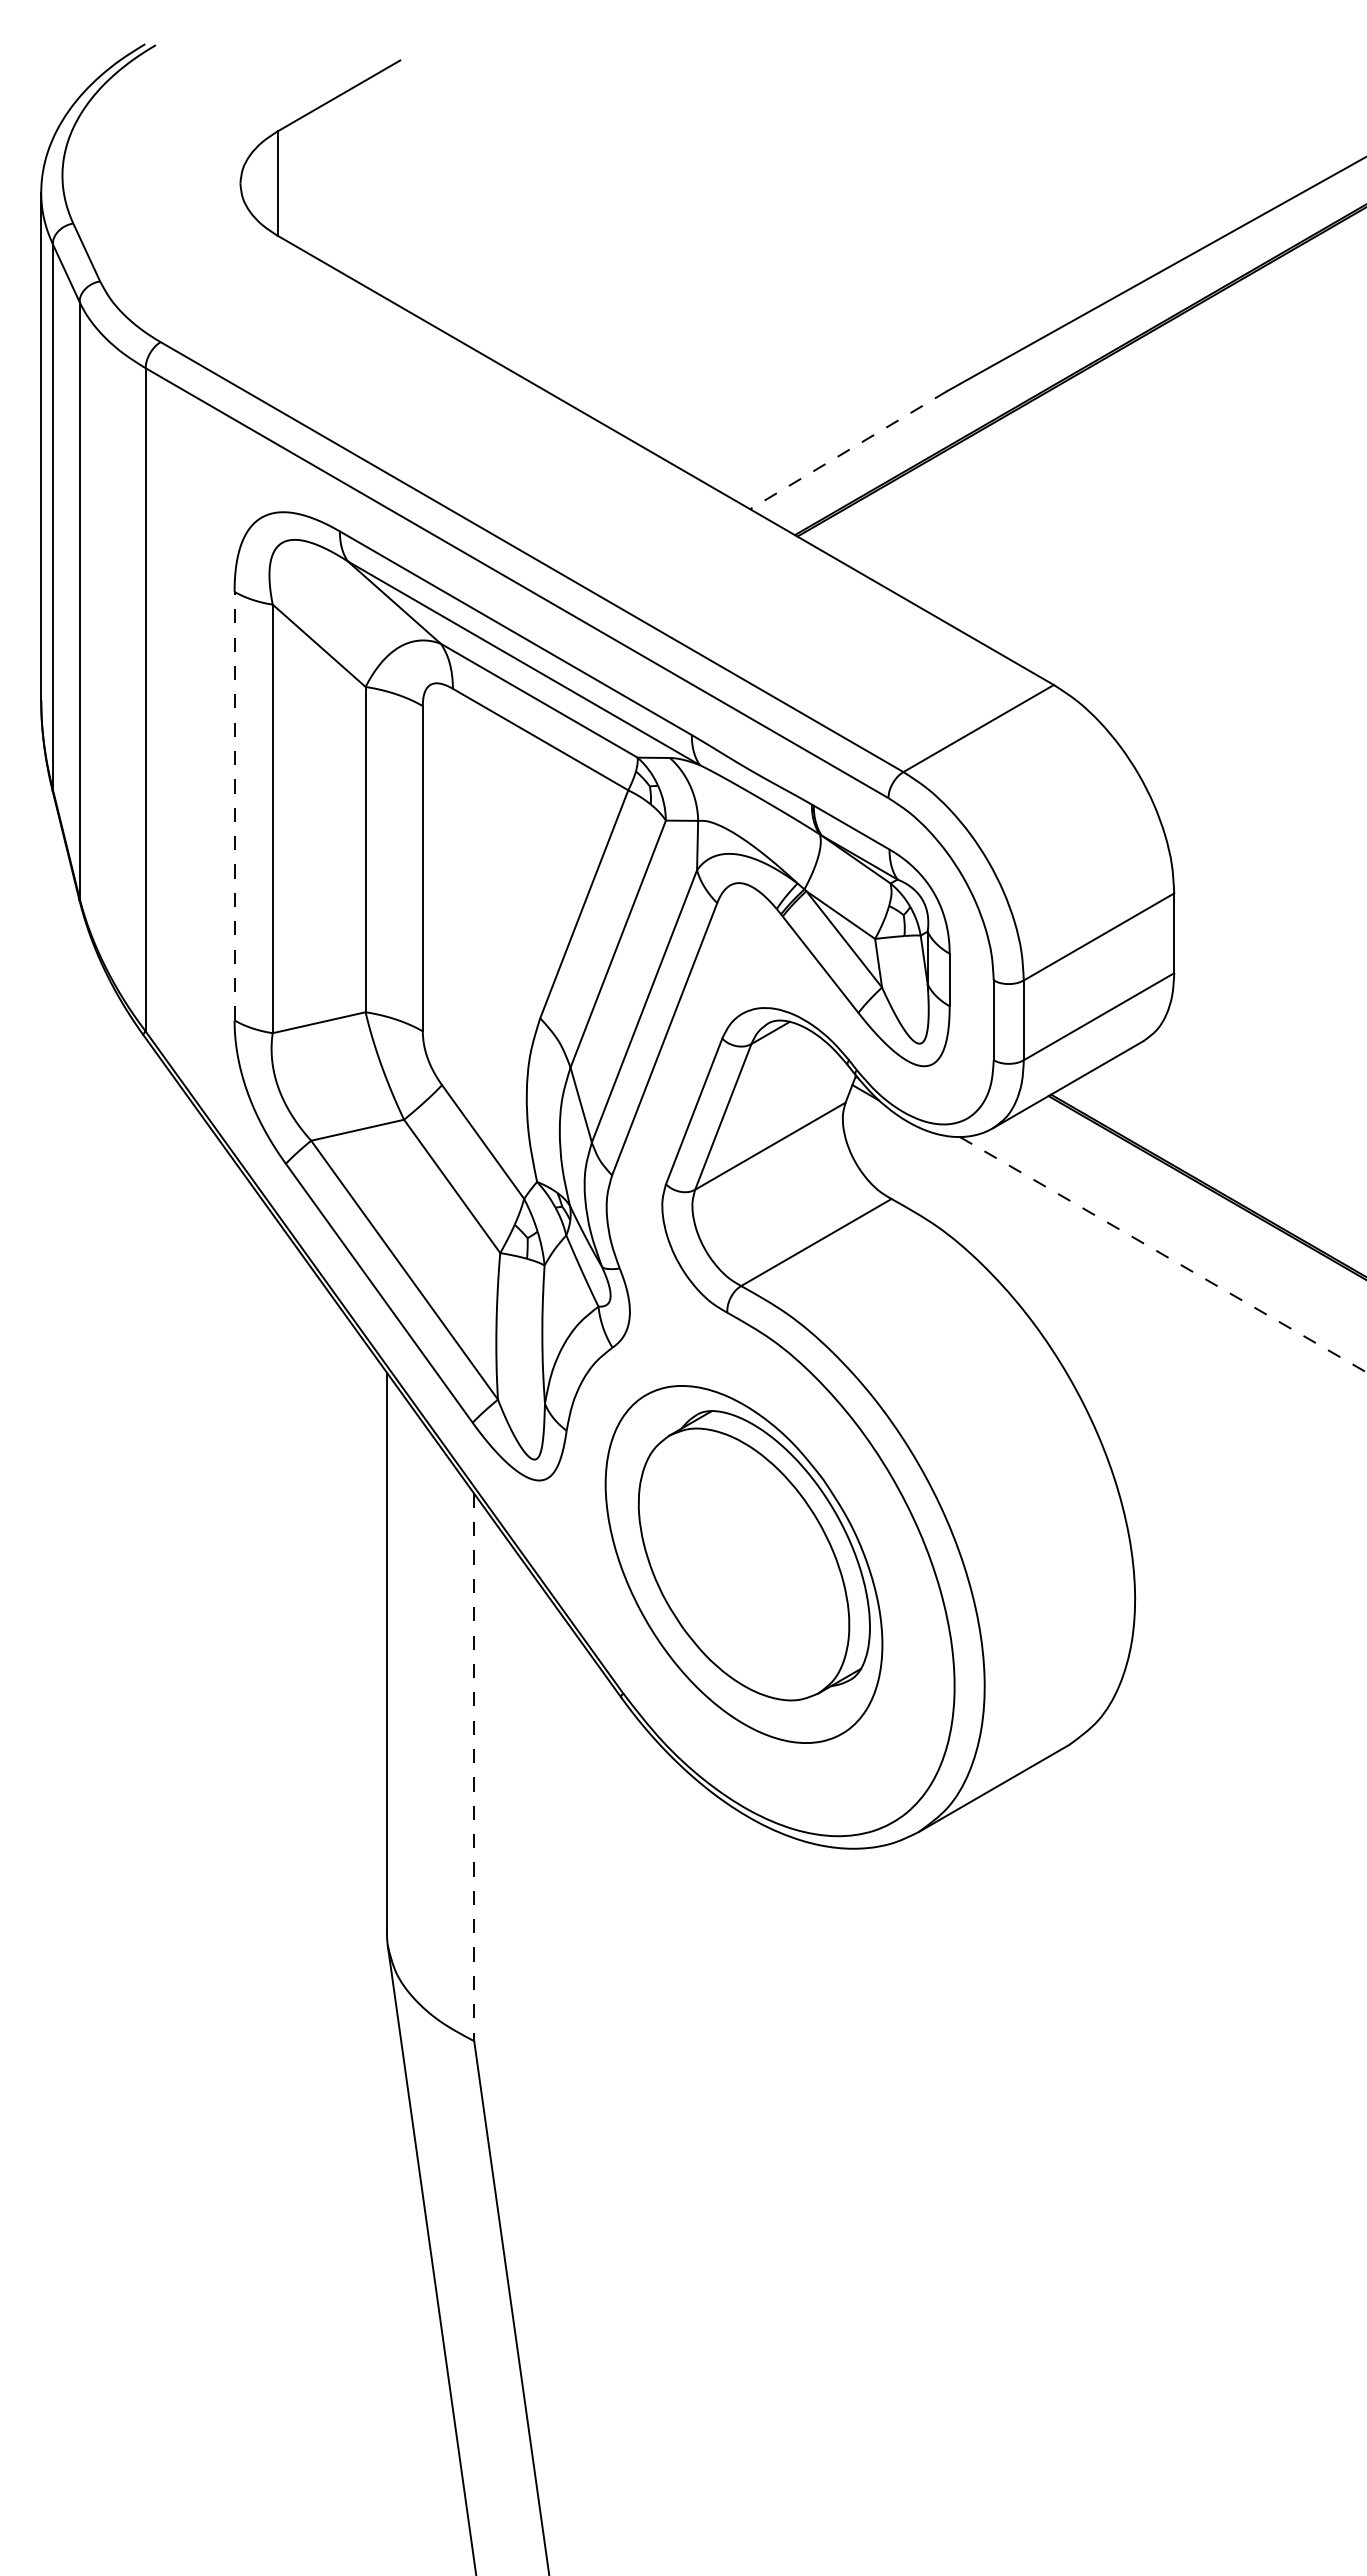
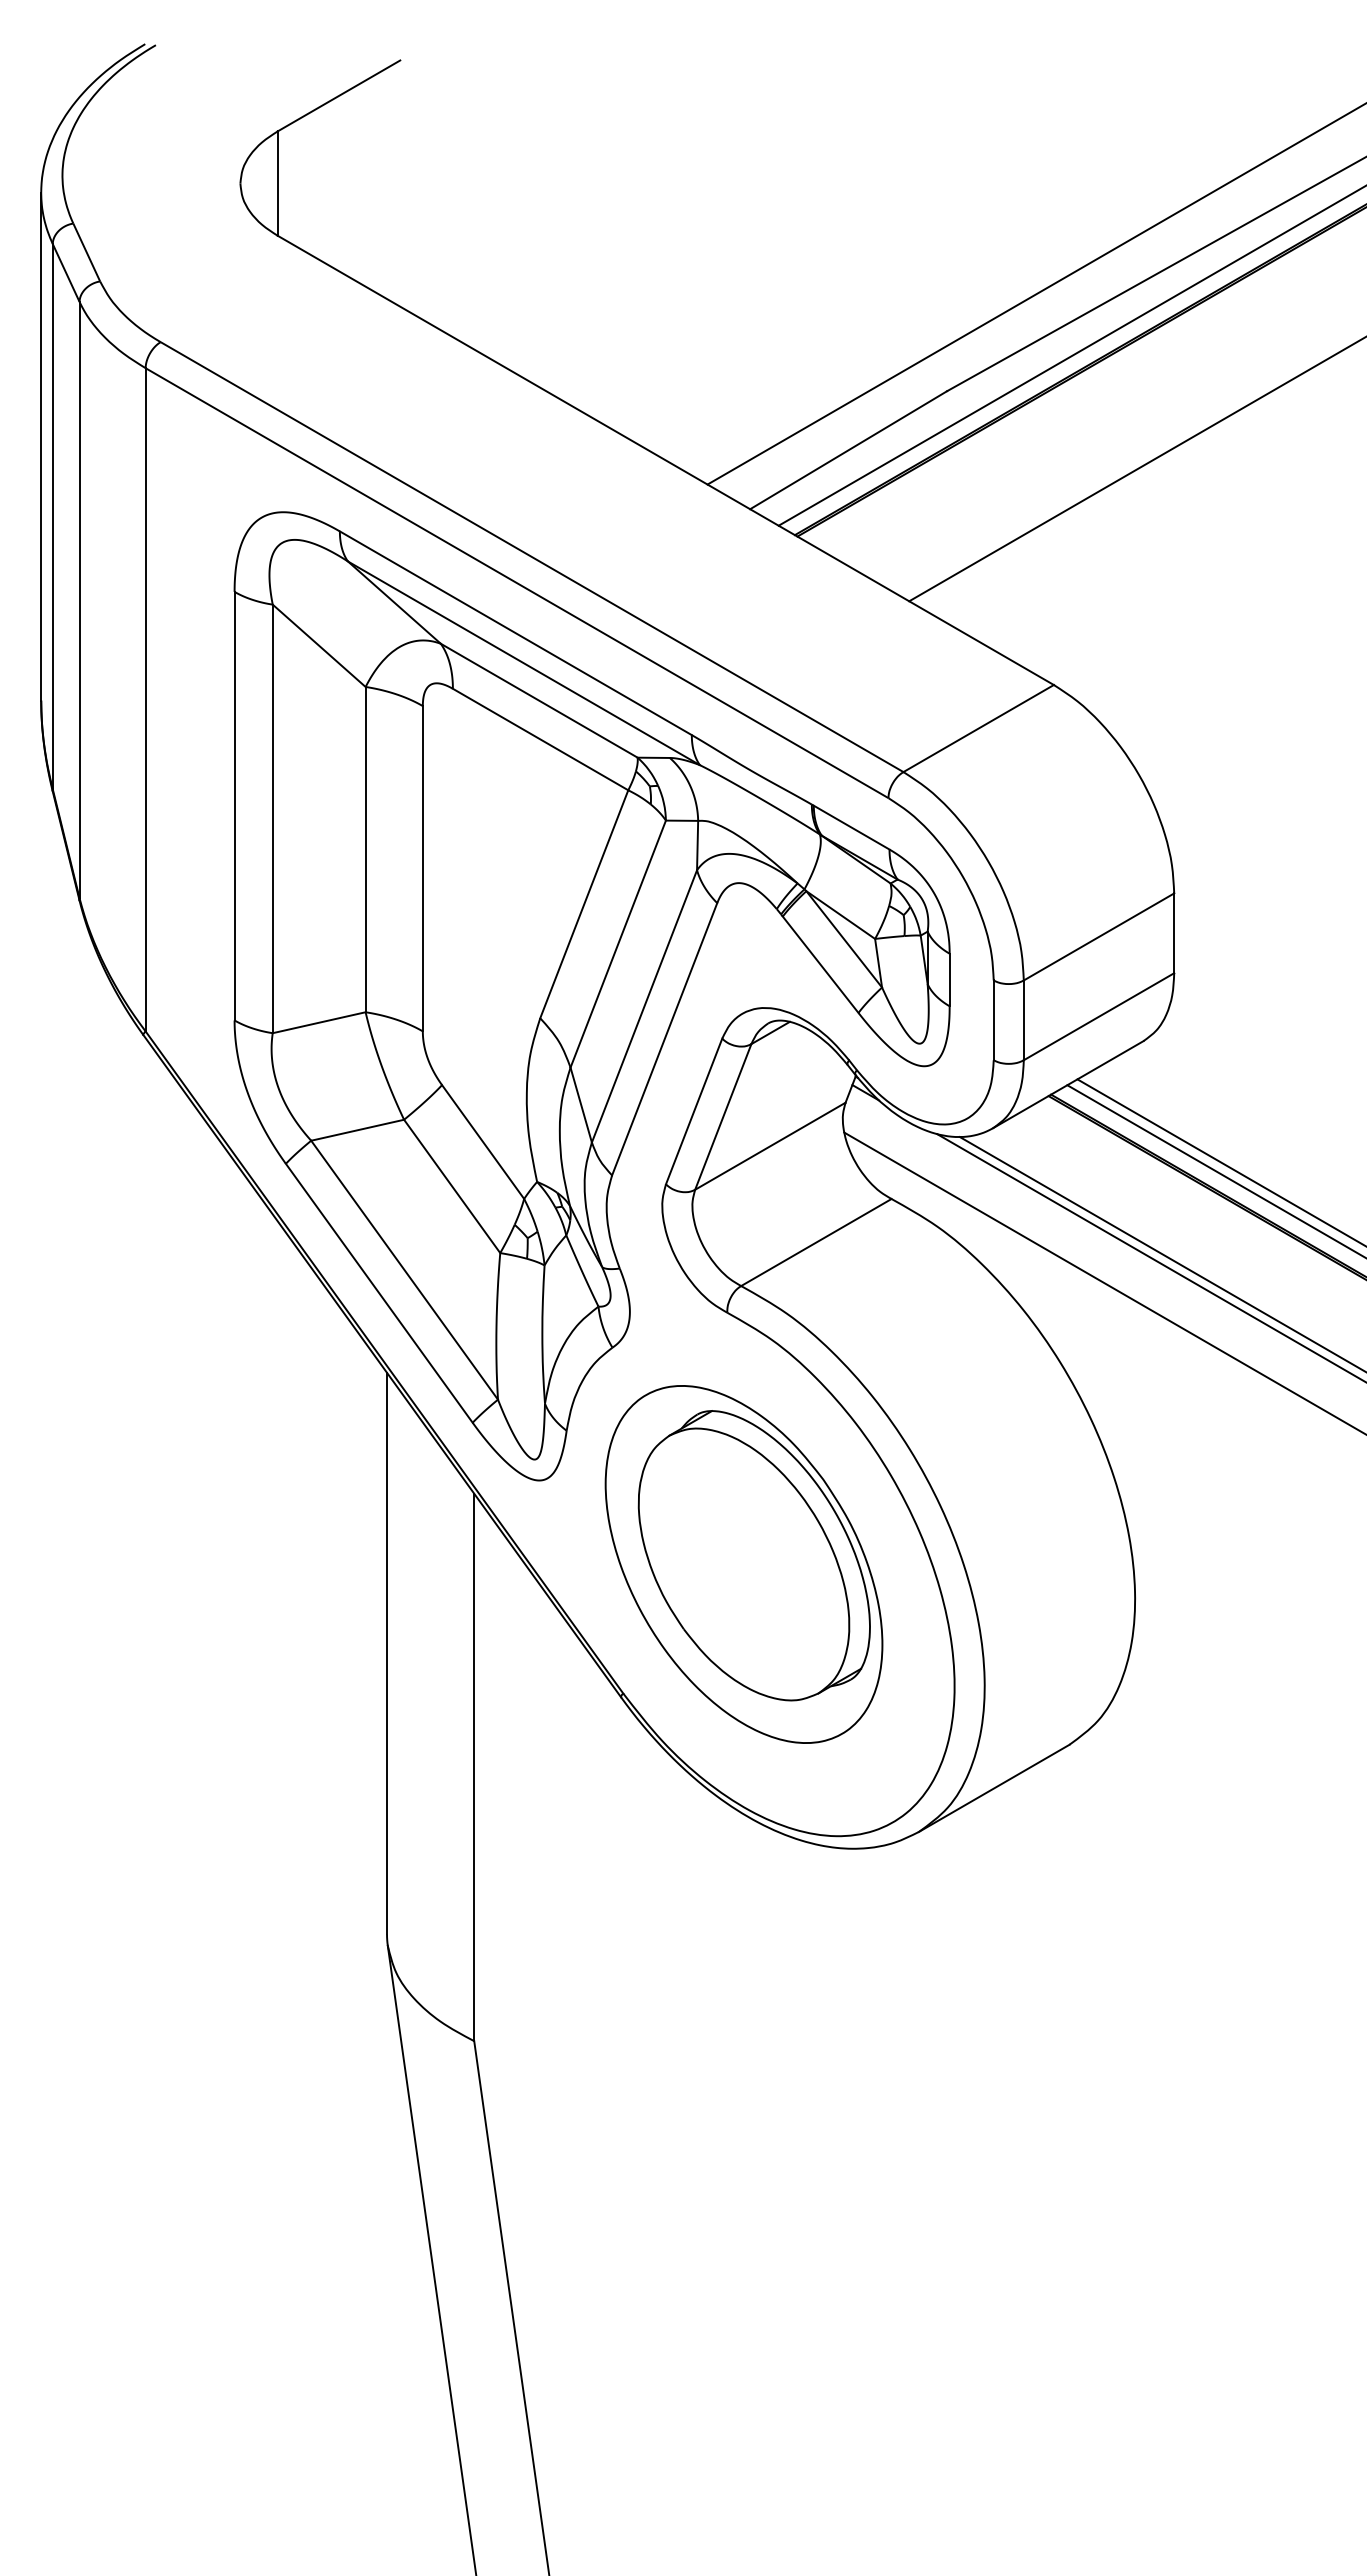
line: none -> present (1035, 294)
line: none -> present (1070, 356)
line: dashed -> solid (848, 450)
line: none -> present (1136, 469)
line: dashed -> solid (234, 805)
line: none -> present (1220, 1161)
line: none -> present (1215, 1170)
line: dashed -> solid (1163, 1254)
line: none -> present (1150, 1257)
line: none -> present (1103, 1282)
line: dashed -> solid (474, 1767)
